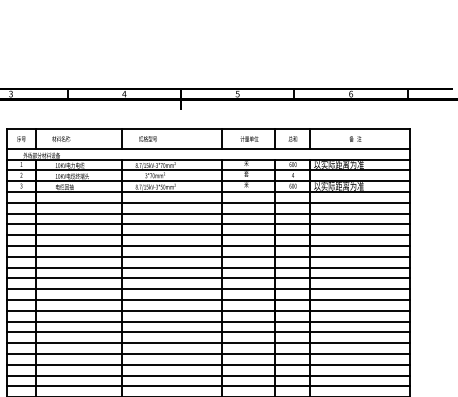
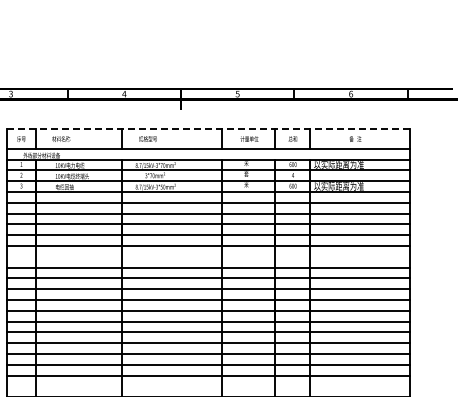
line: solid -> dashed (208, 129)
line: present -> none (207, 256)
line: present -> none (207, 386)
